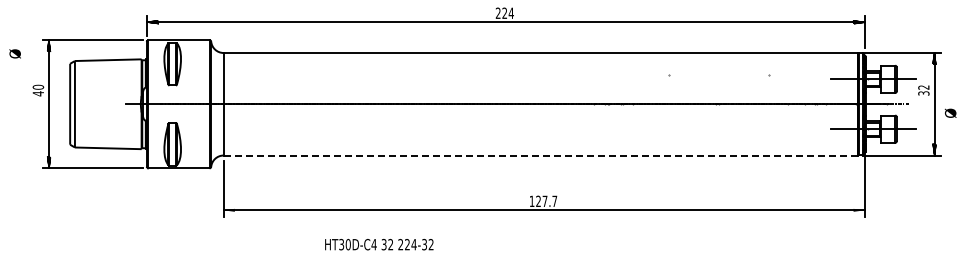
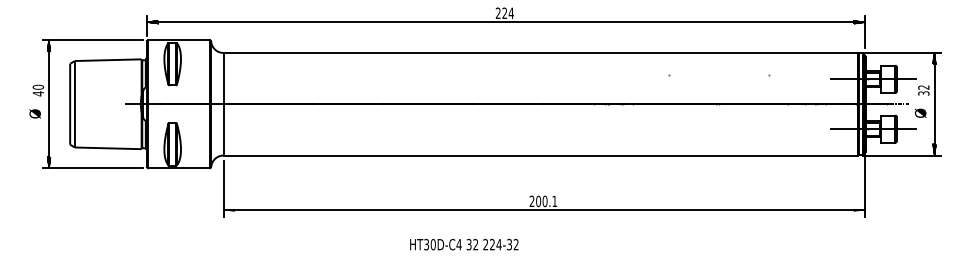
text position: (14, 53) -> (34, 113) (34, 113)
text position: (950, 112) -> (920, 112) (920, 112)
line: dashed -> solid (541, 155)
text: 127.7 -> 200.1 (543, 201)
text position: (379, 244) -> (464, 244) (464, 244)
